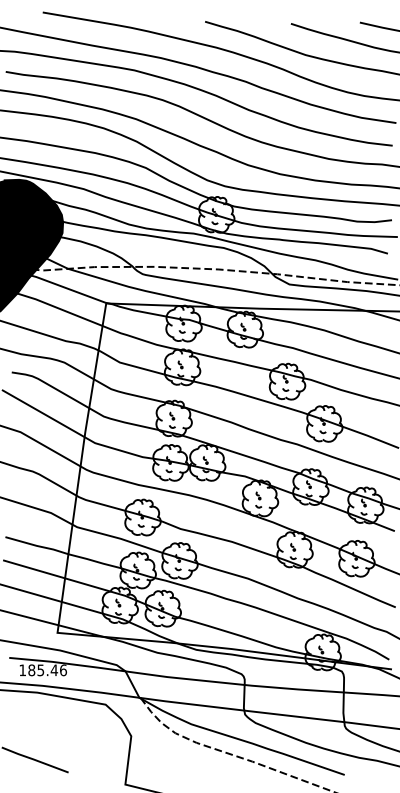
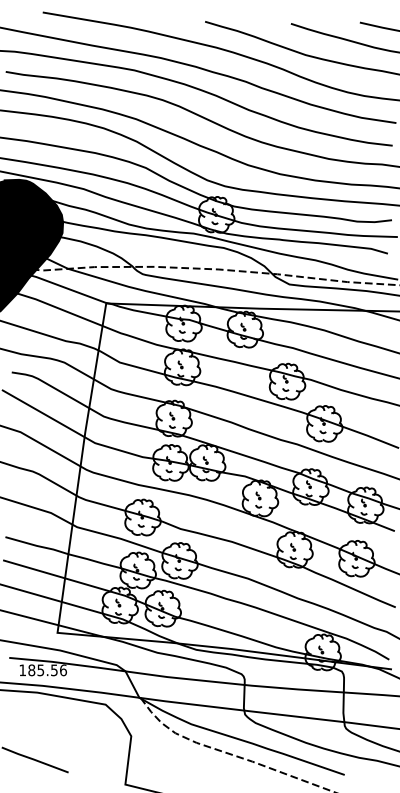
text: 185.46 -> 185.56 (54, 670)
